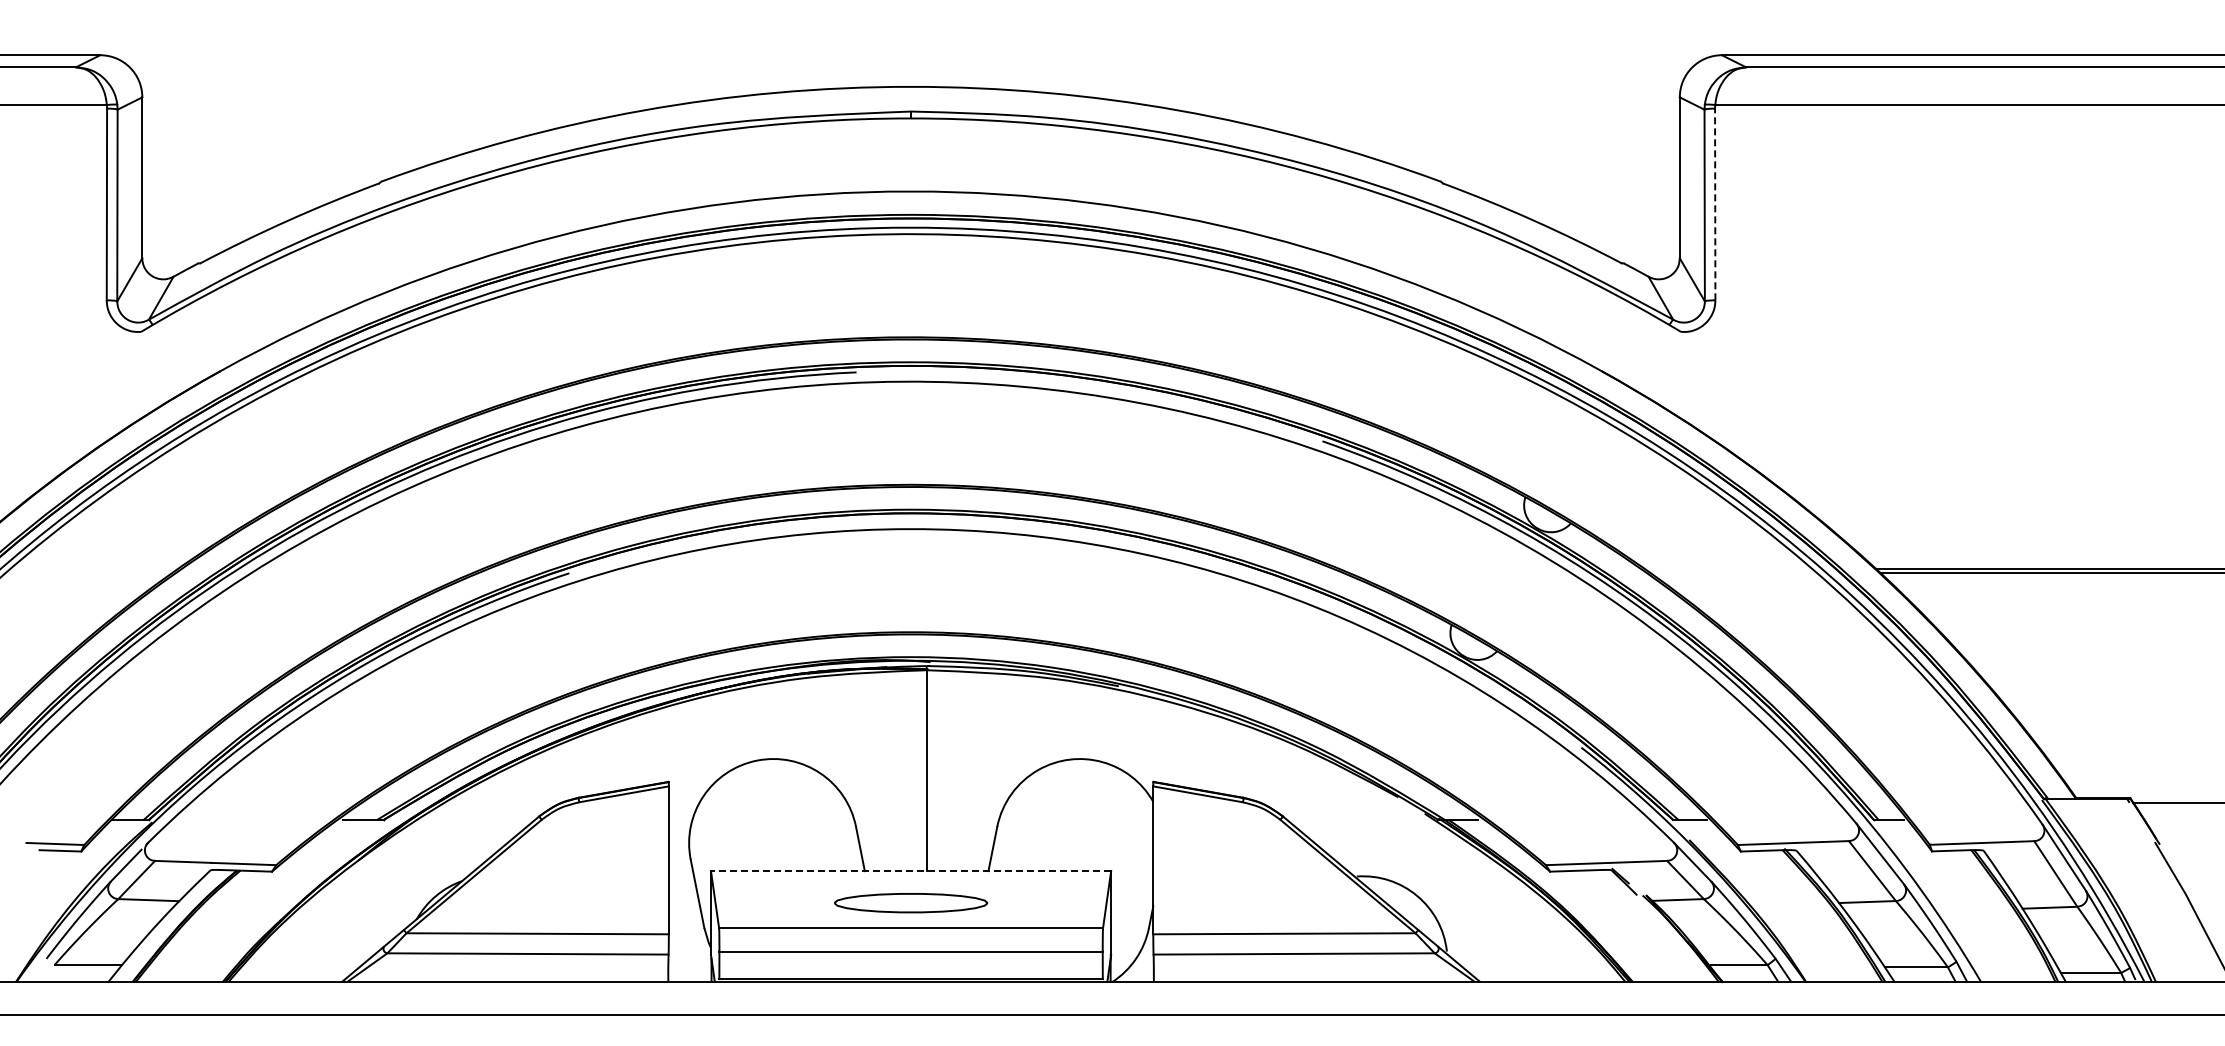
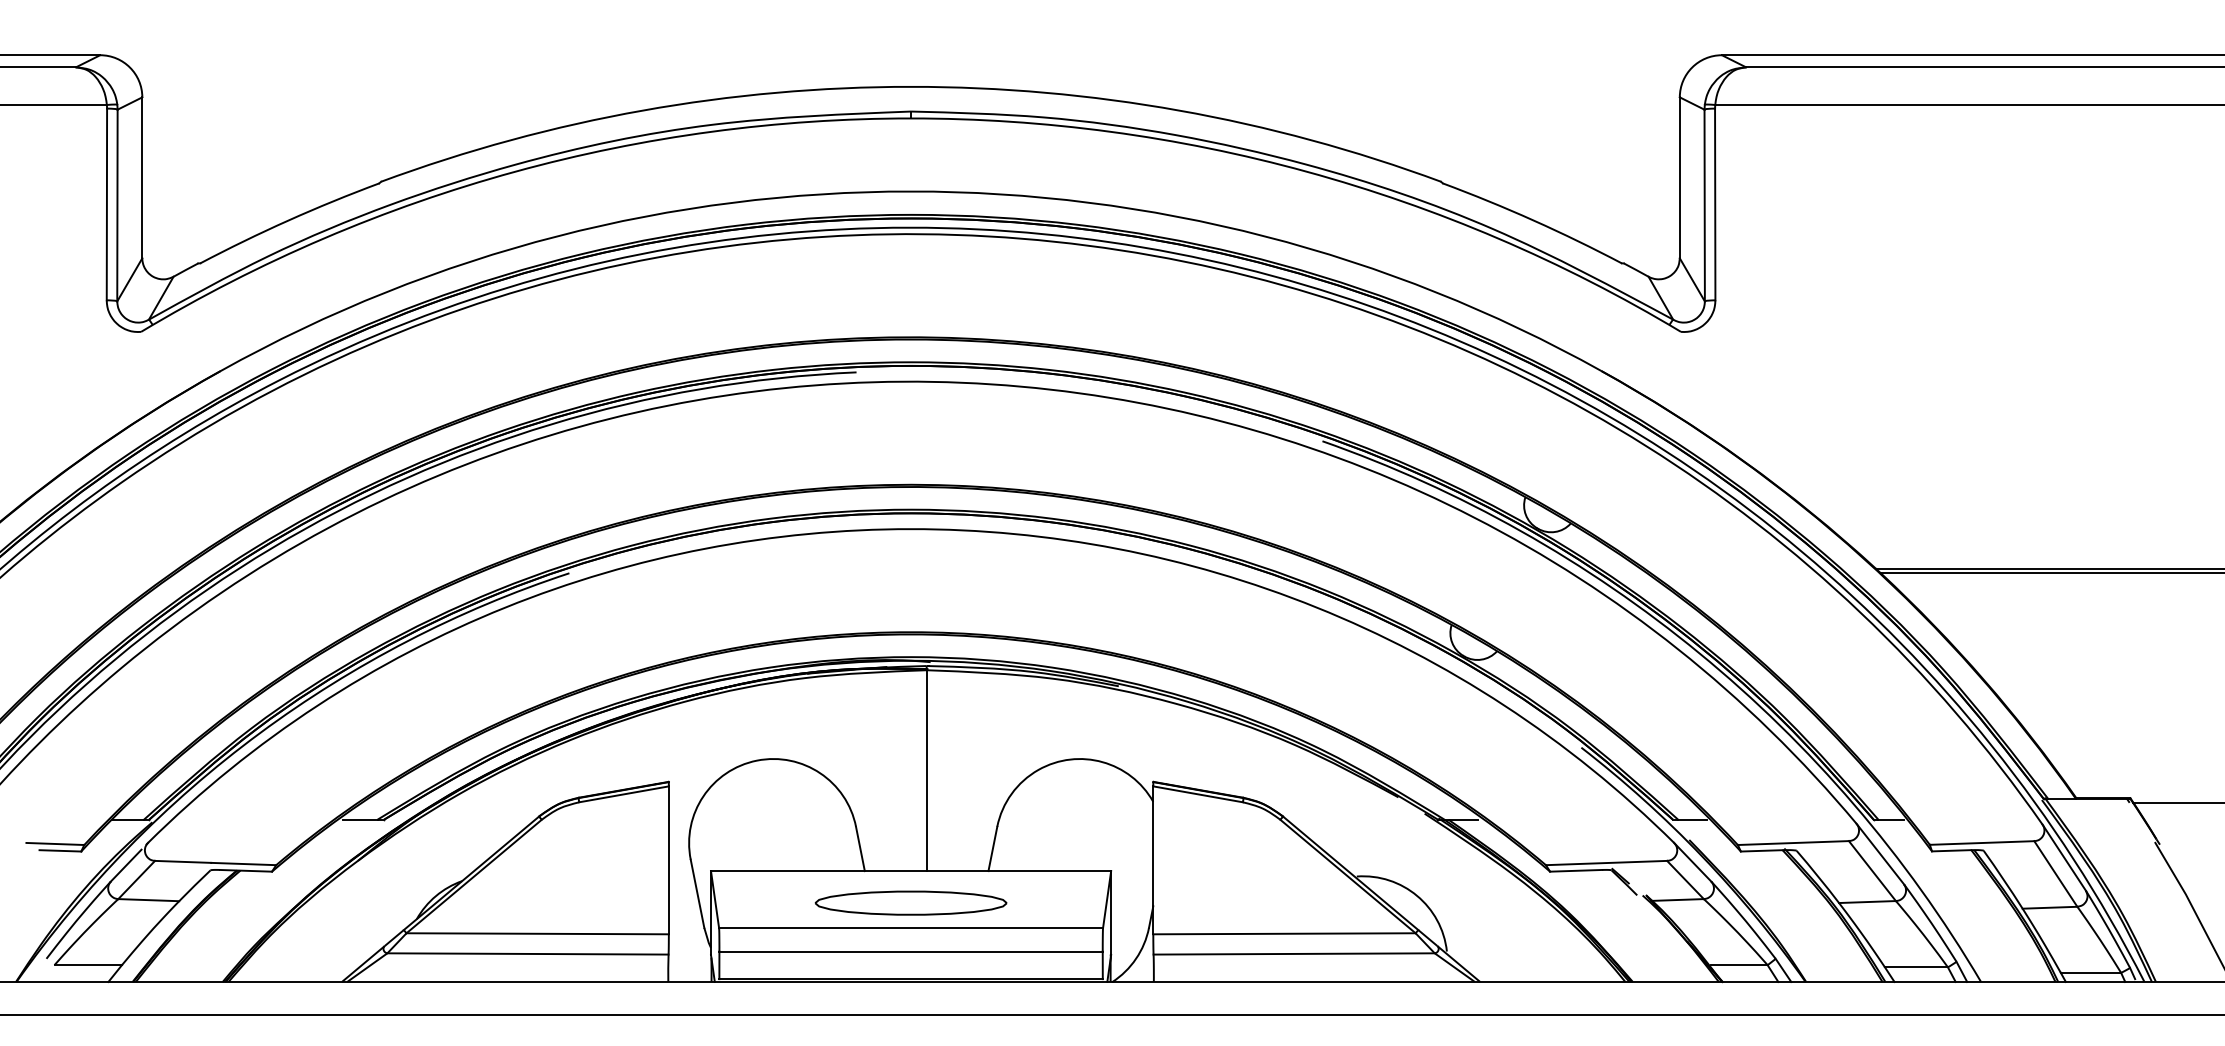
line: dashed -> solid (1715, 204)
line: dashed -> solid (910, 871)
part size: 155x21 px -> 194x26 px (910, 902)
